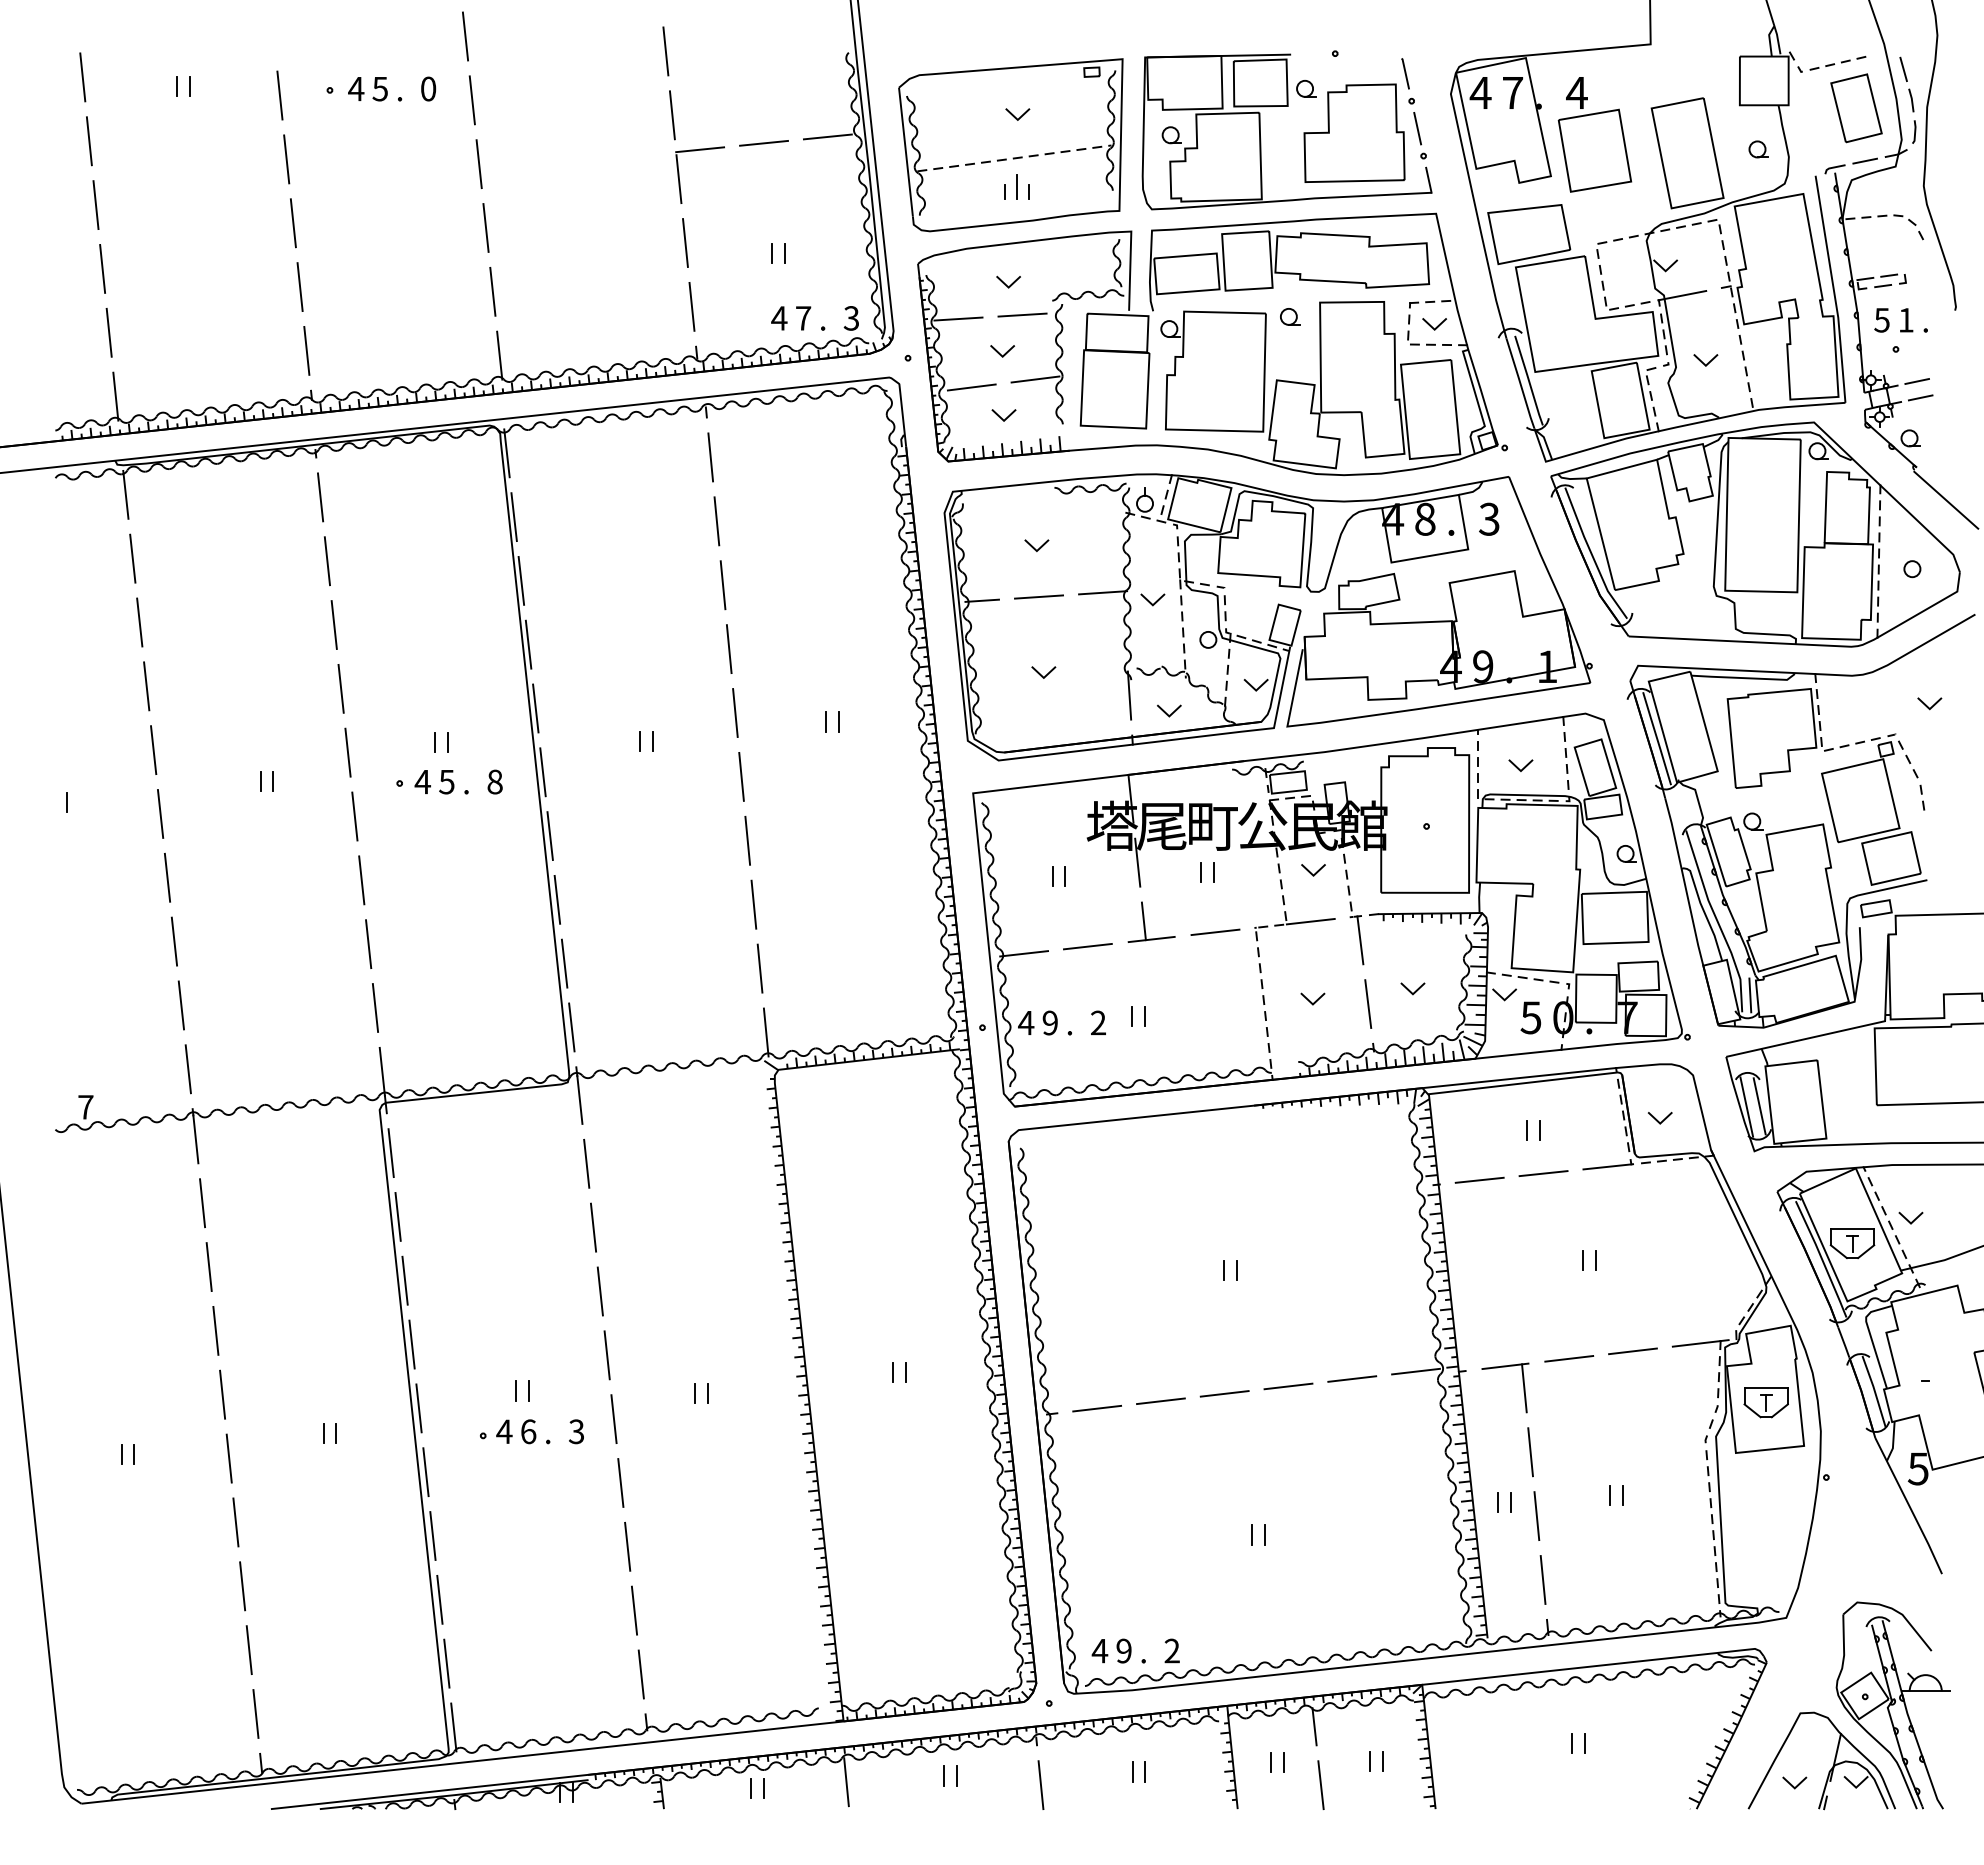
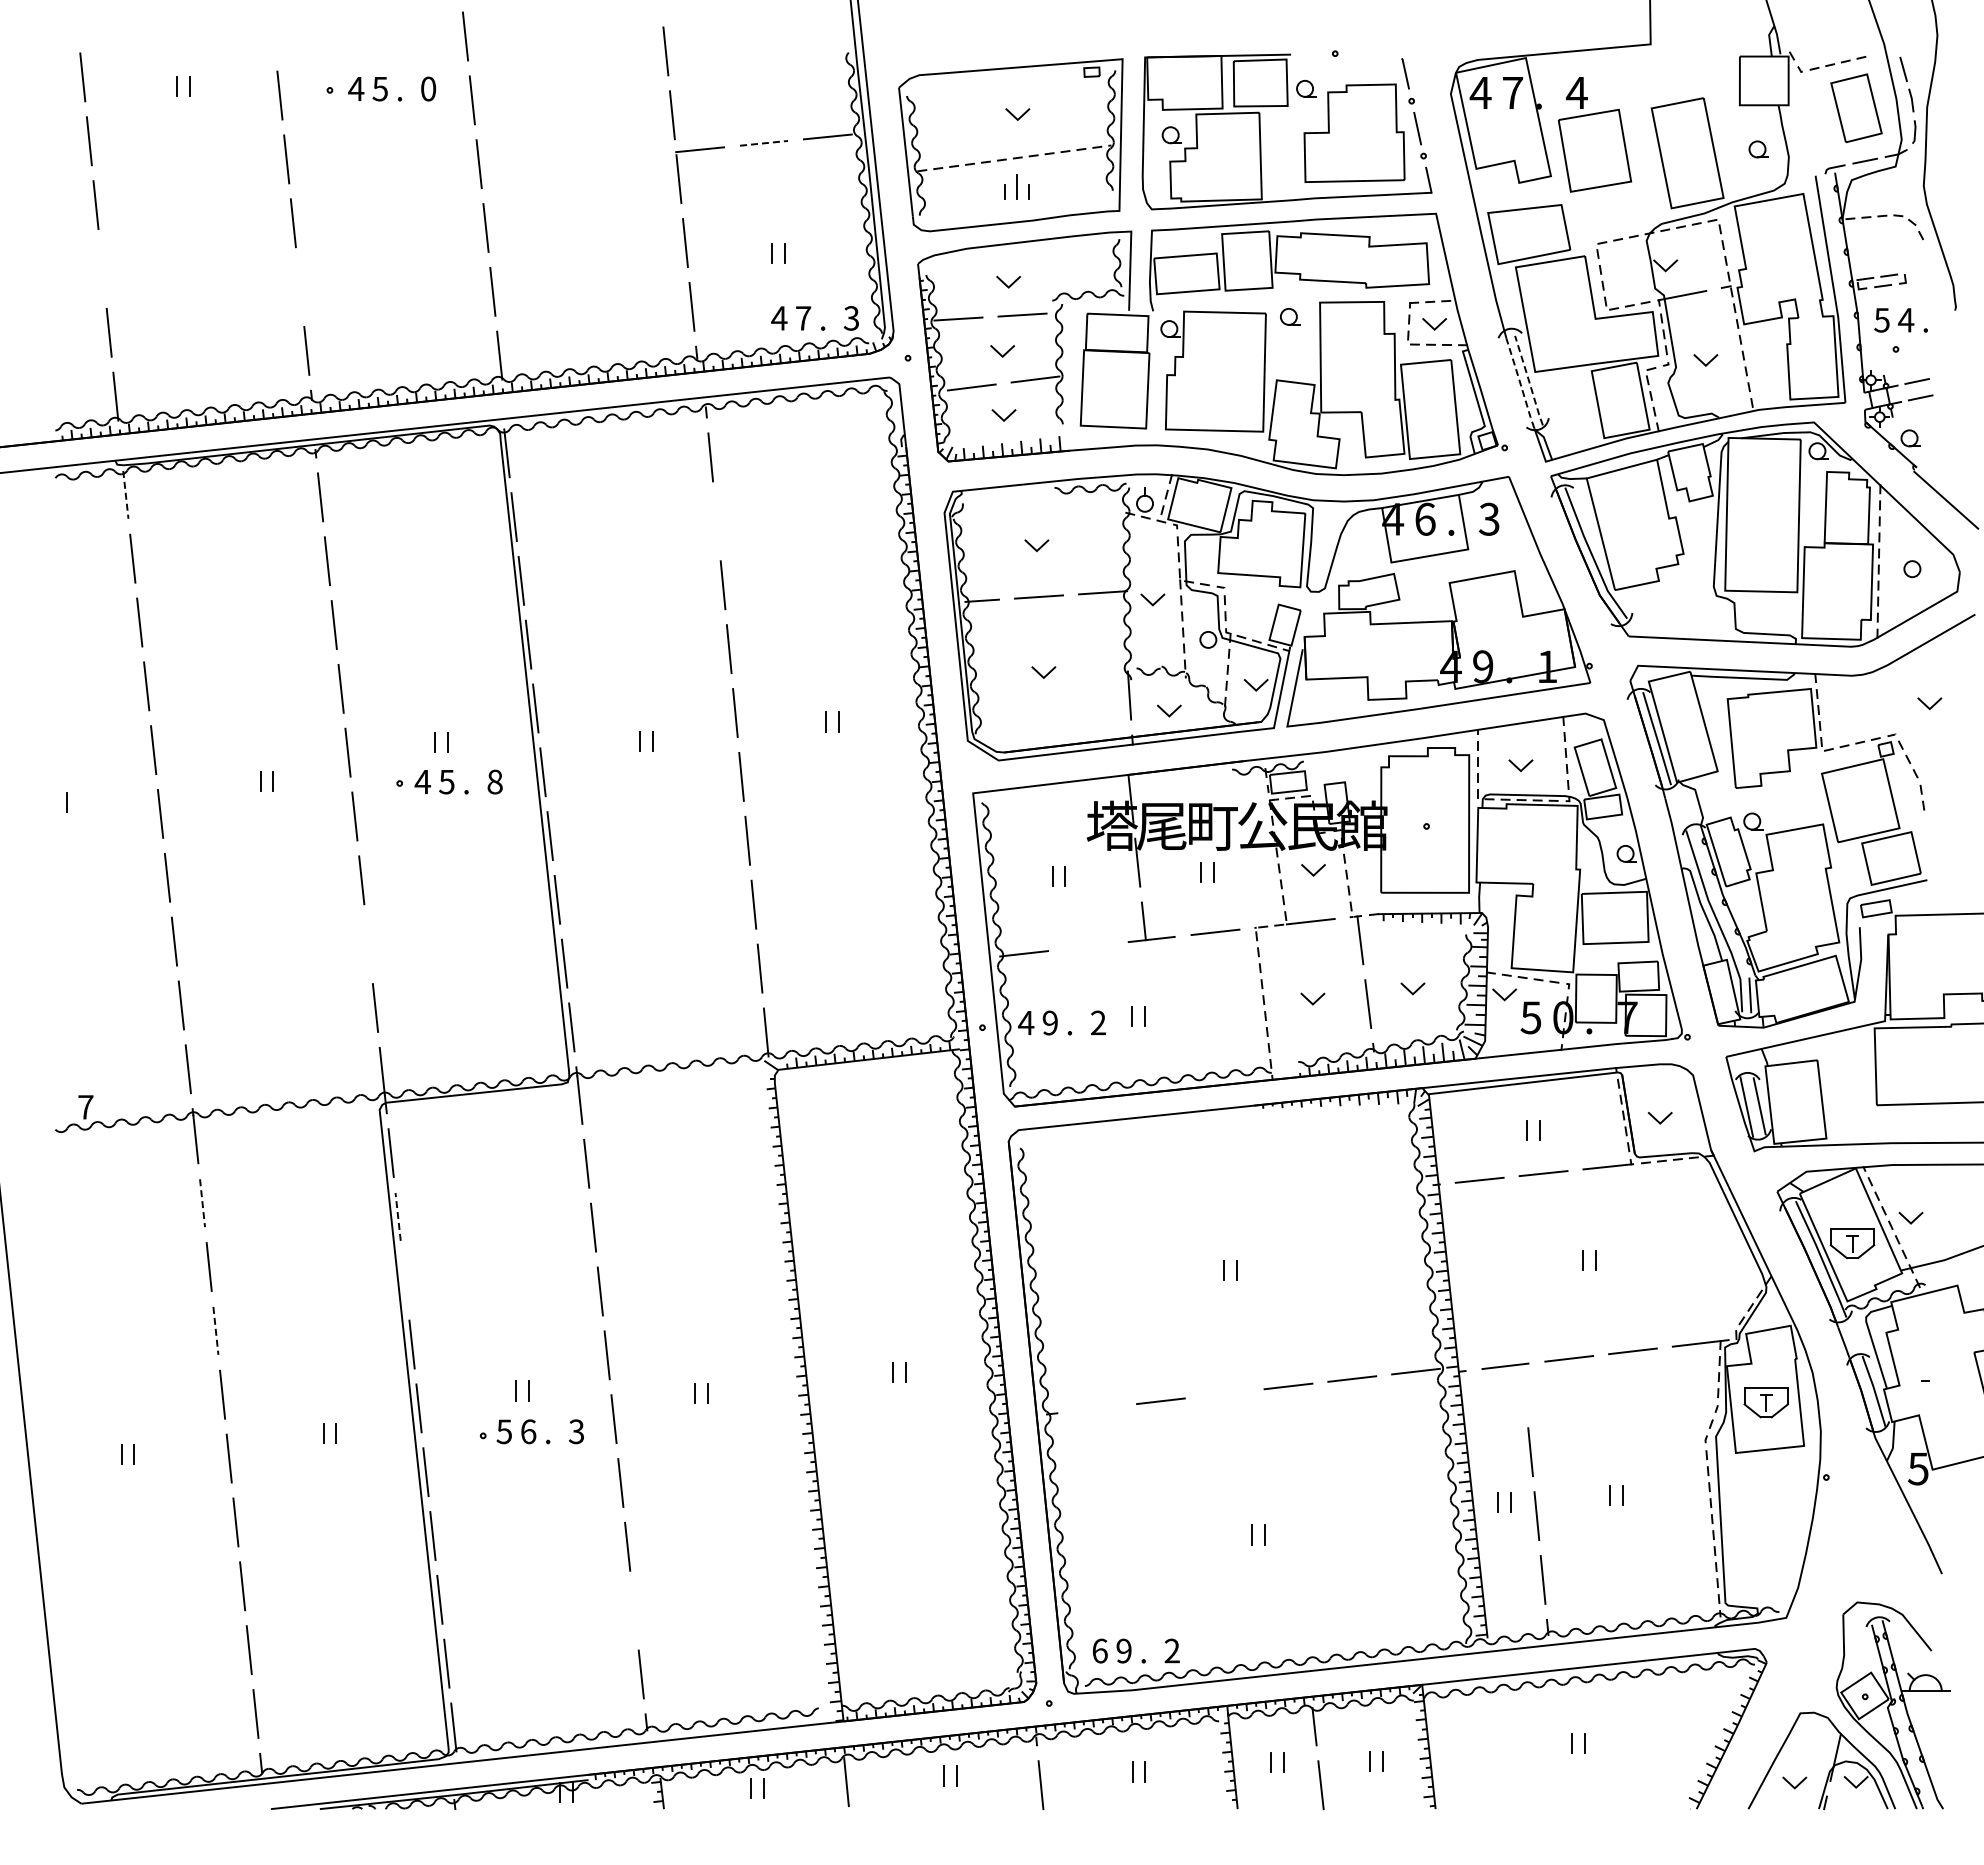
line: solid -> dashed (764, 143)
line: present -> none (102, 268)
line: present -> none (299, 287)
text: 1 -> 4 (1905, 320)
line: solid -> dashed (1529, 380)
line: solid -> dashed (1520, 383)
line: solid -> dashed (125, 495)
text: 8 -> 6 (1425, 518)
line: present -> none (716, 521)
line: present -> none (368, 943)
line: present -> none (1087, 946)
line: solid -> dashed (202, 1203)
line: solid -> dashed (398, 1216)
line: present -> none (404, 1280)
line: solid -> dashed (215, 1331)
line: present -> none (1524, 1388)
line: present -> none (1224, 1393)
line: present -> none (1097, 1408)
text: 4 -> 5 (504, 1431)
line: present -> none (634, 1610)
text: 4 -> 6 (1099, 1650)
